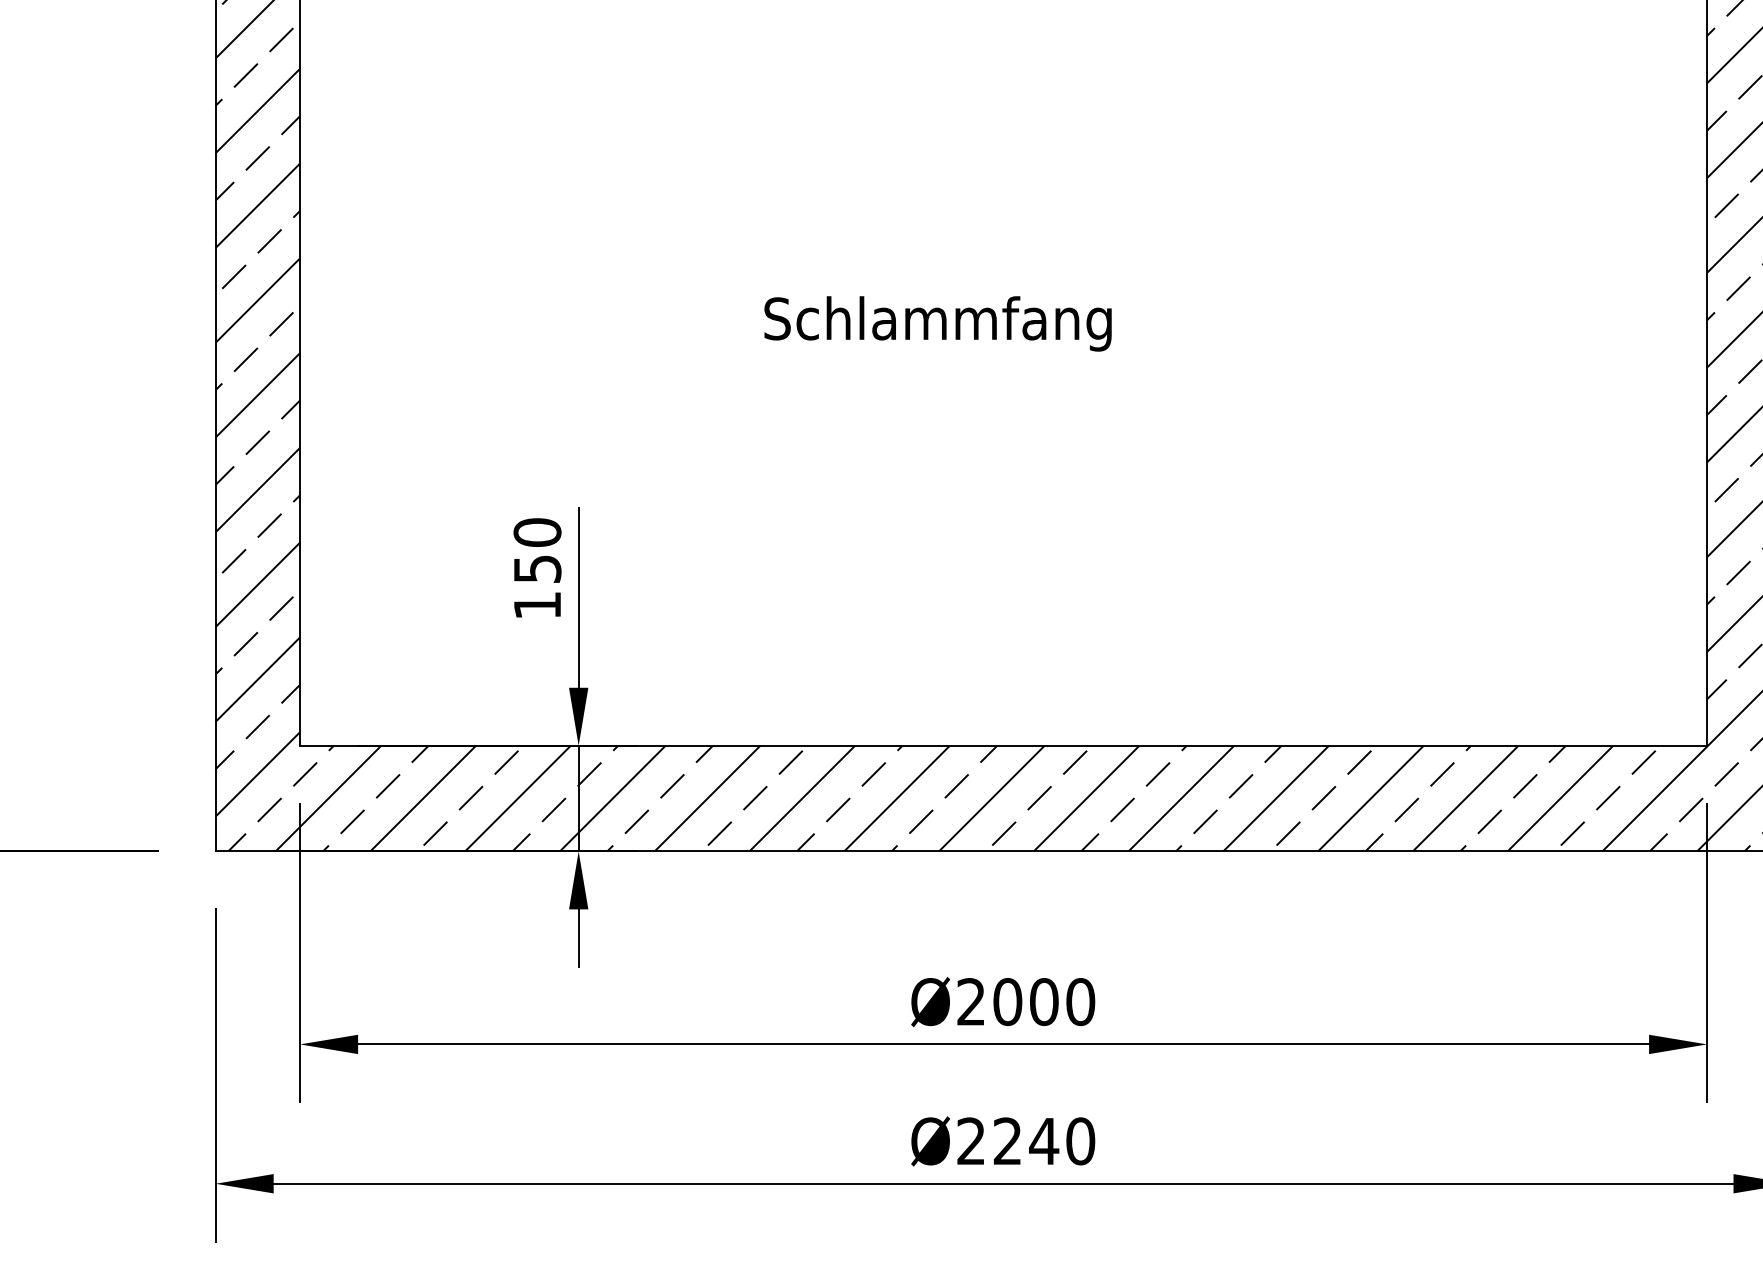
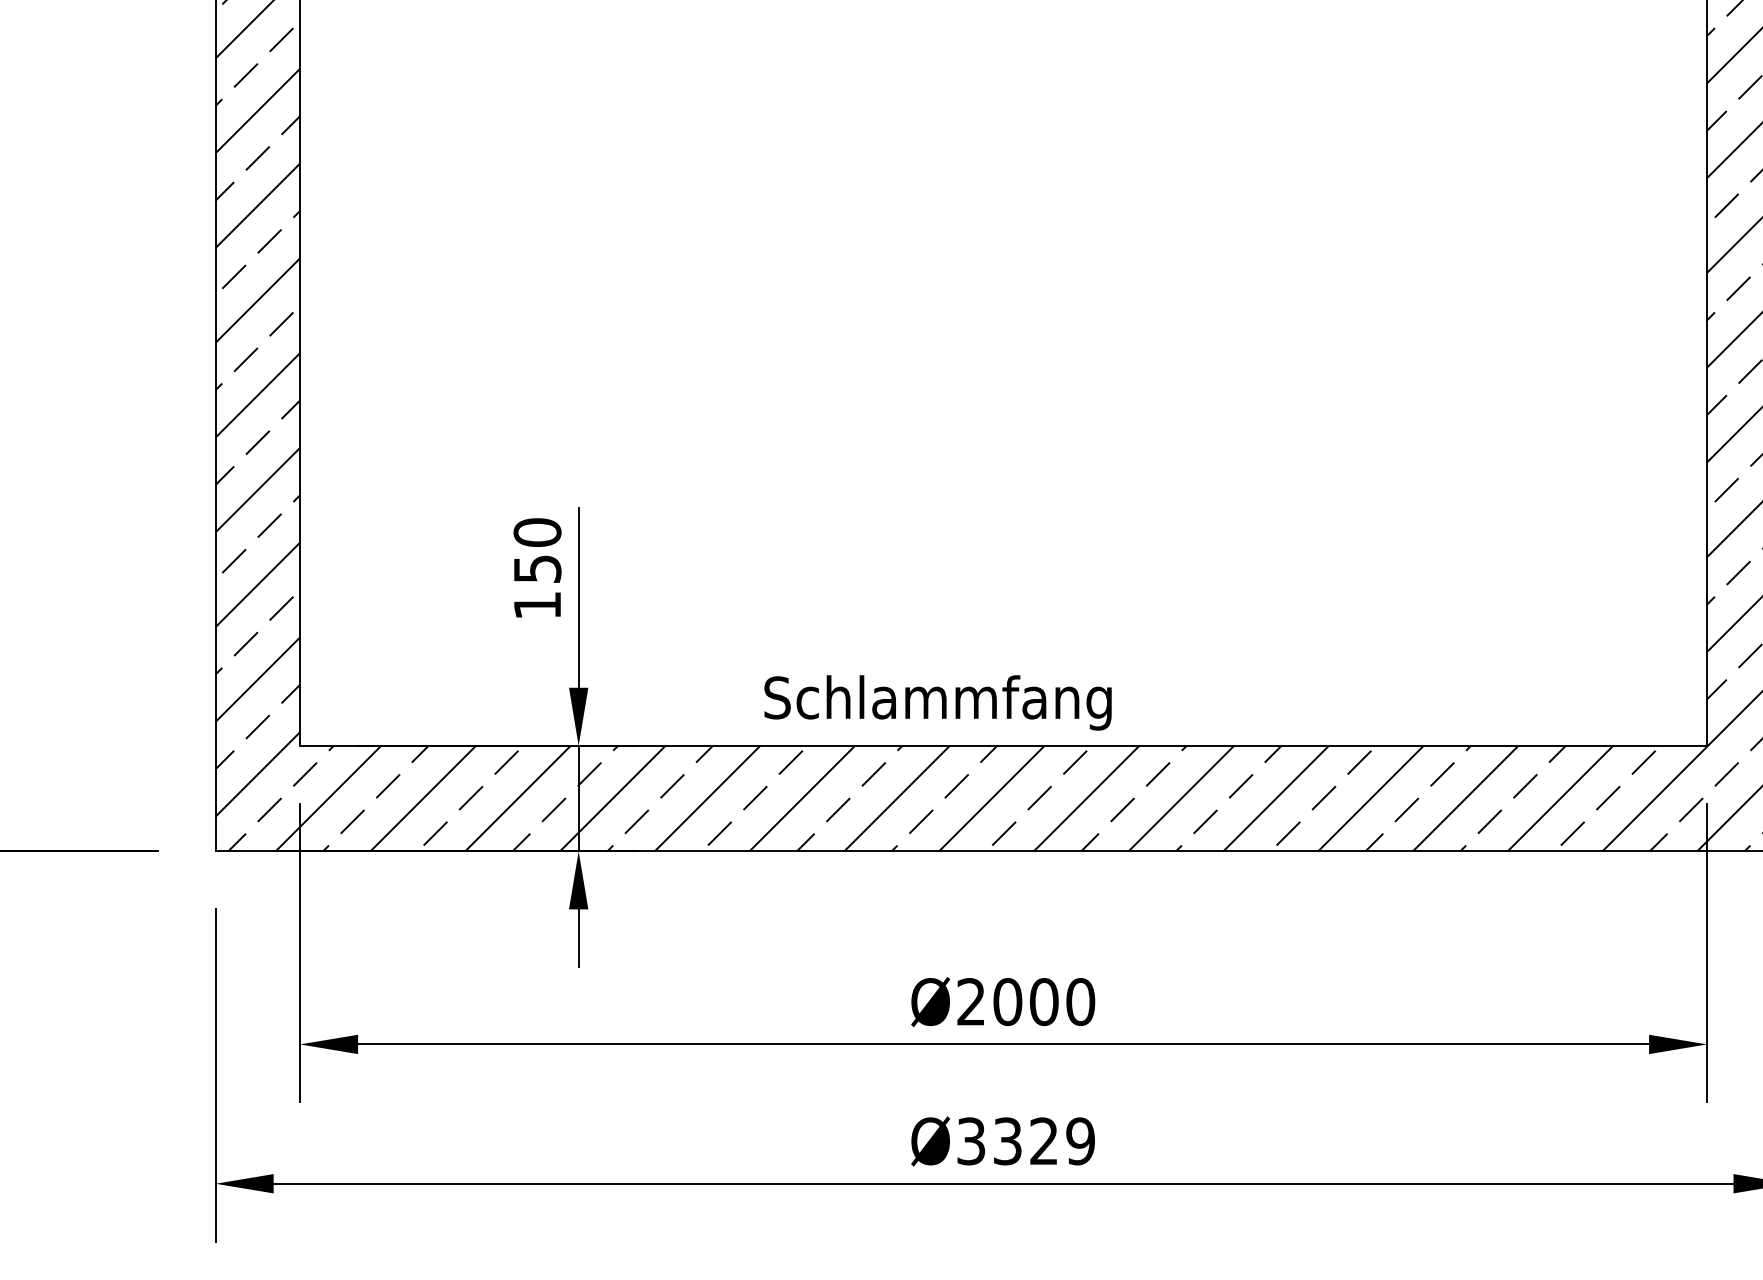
text position: (937, 323) -> (937, 702) (937, 702)
text: Ø2240 -> Ø3329 (1026, 1141)
